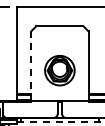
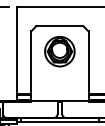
line: dashed -> solid (31, 66)
part position: (59, 70) -> (59, 51) (59, 51)
line: dashed -> solid (60, 122)
